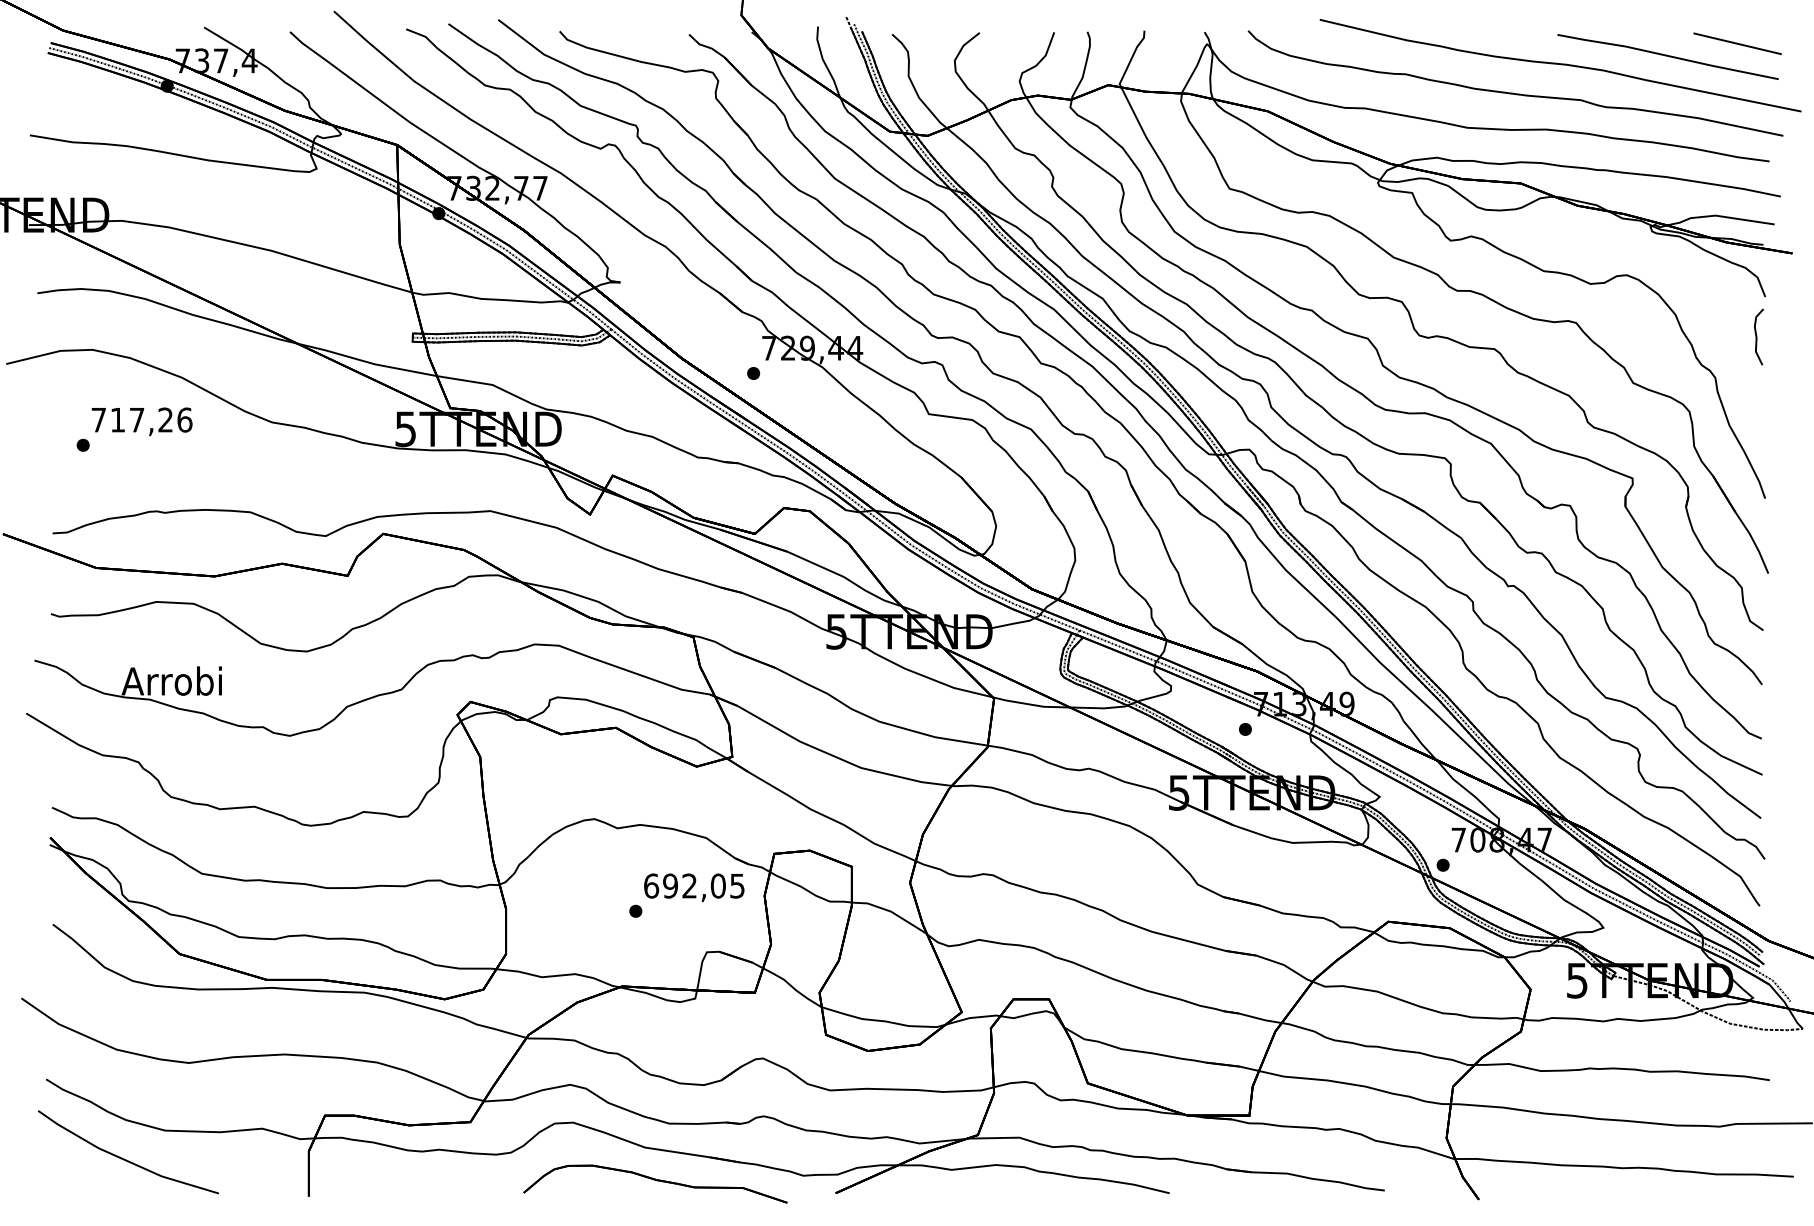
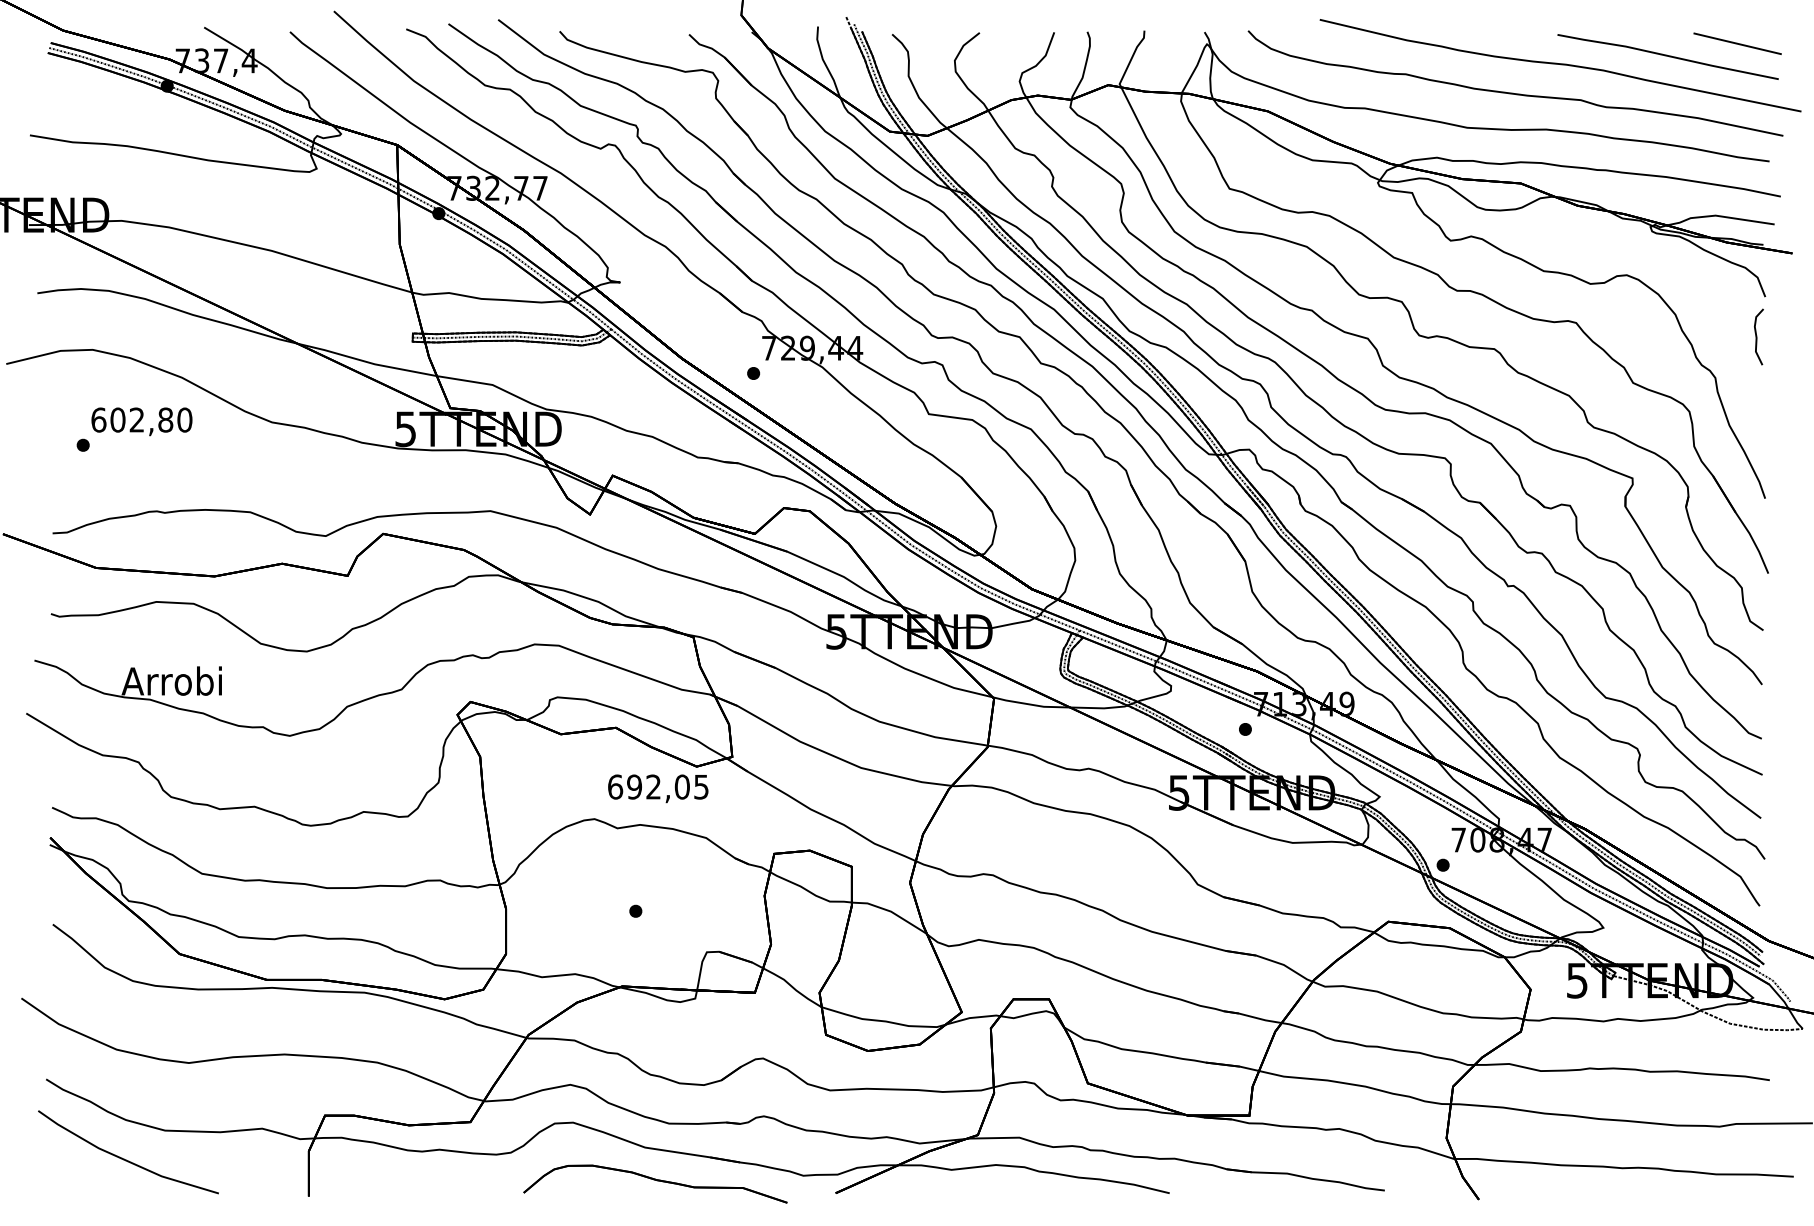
text: 717,26 -> 602,80 (141, 419)
text position: (694, 887) -> (658, 788) (658, 788)
